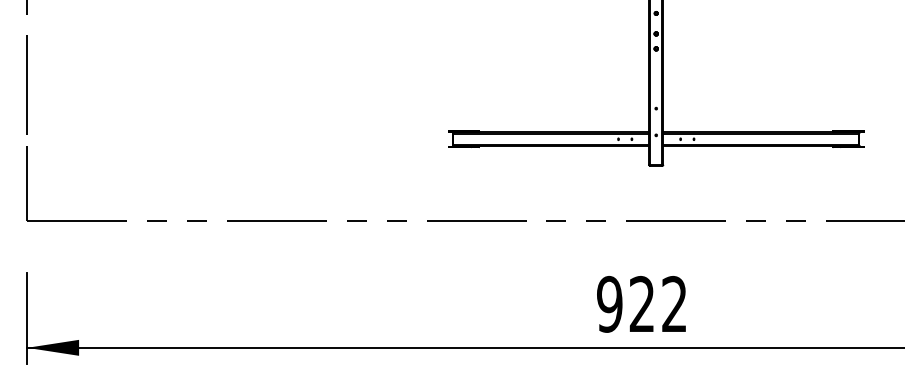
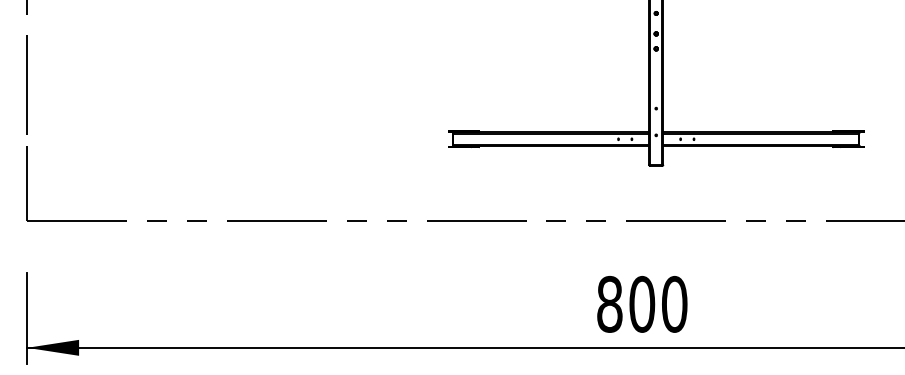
text: 922 -> 800 (642, 303)
